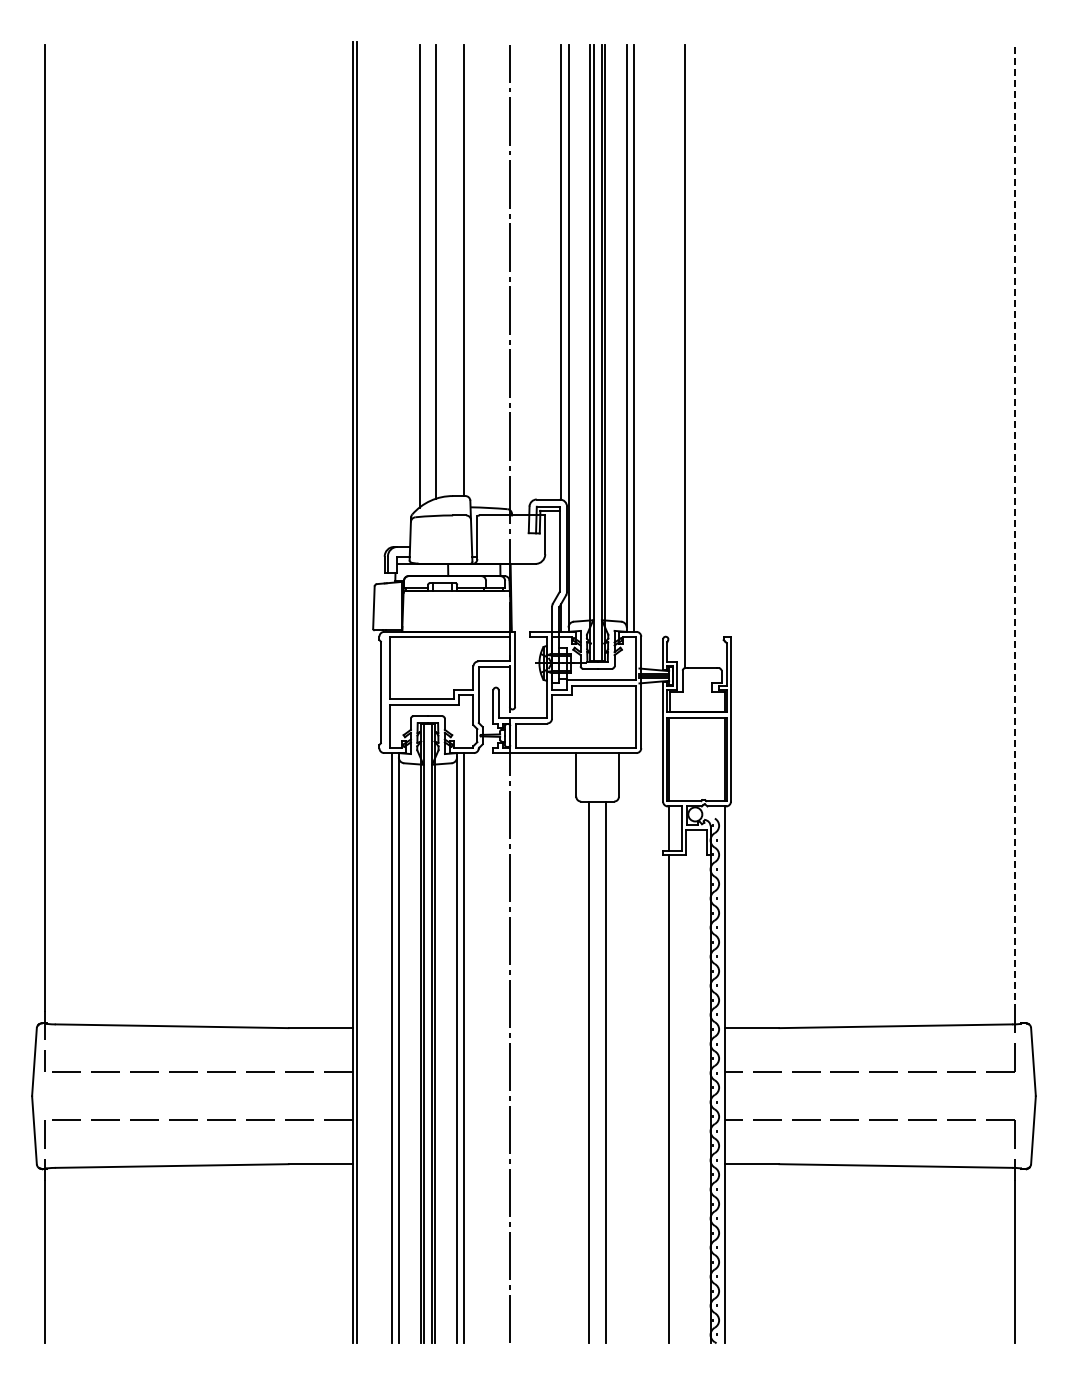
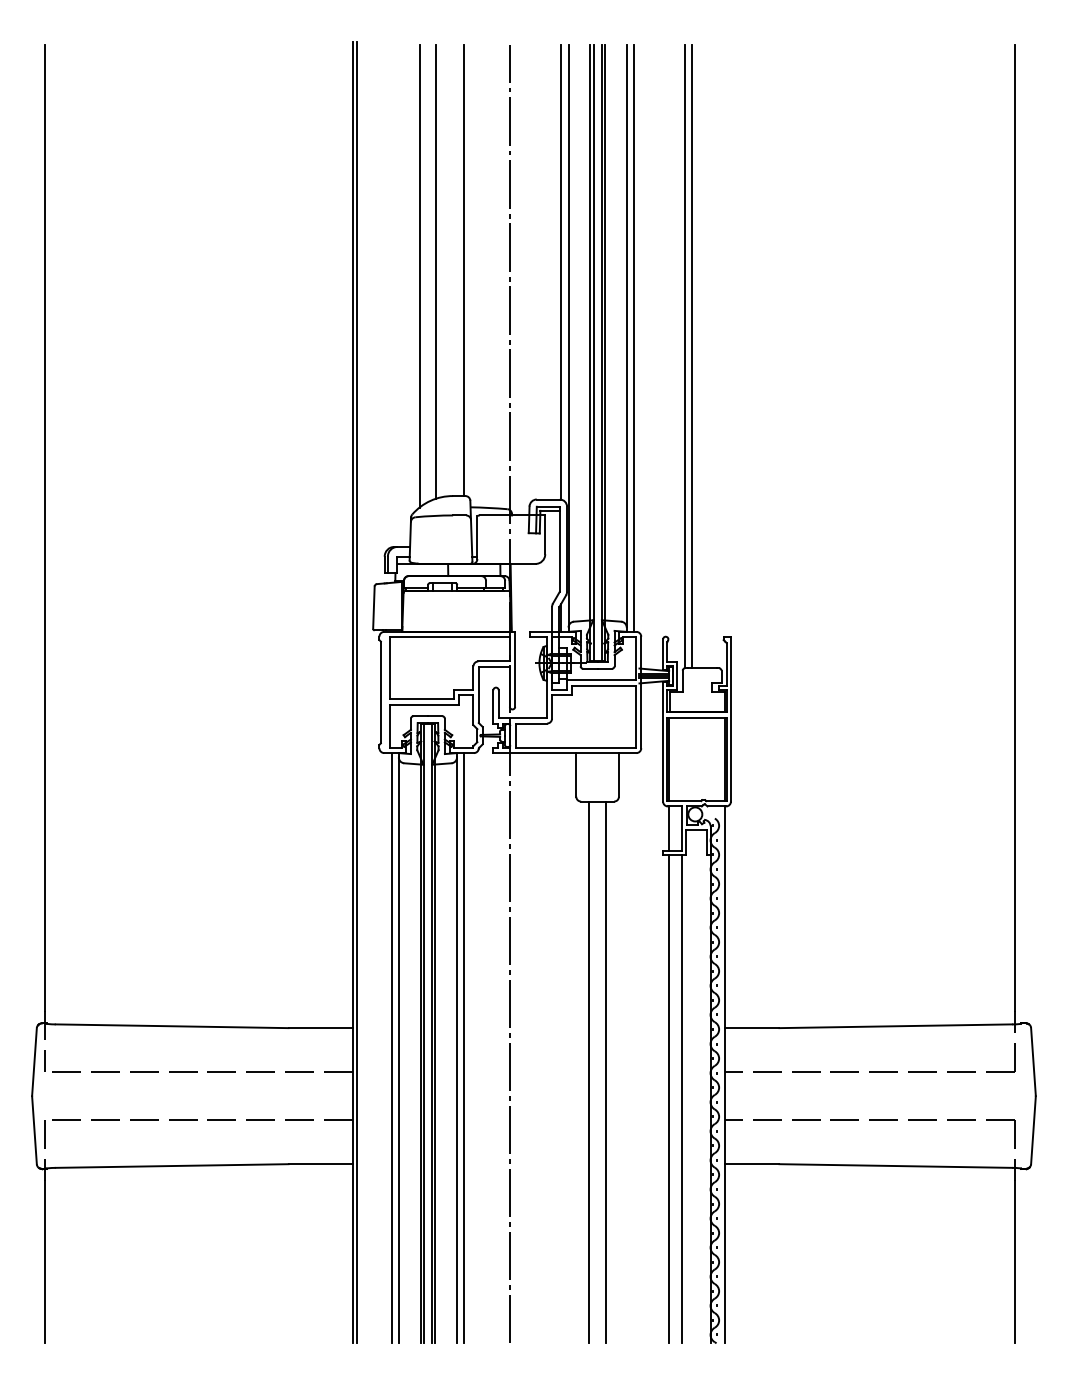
line: none -> present (692, 356)
line: dashed -> solid (1014, 527)
line: none -> present (681, 1098)
